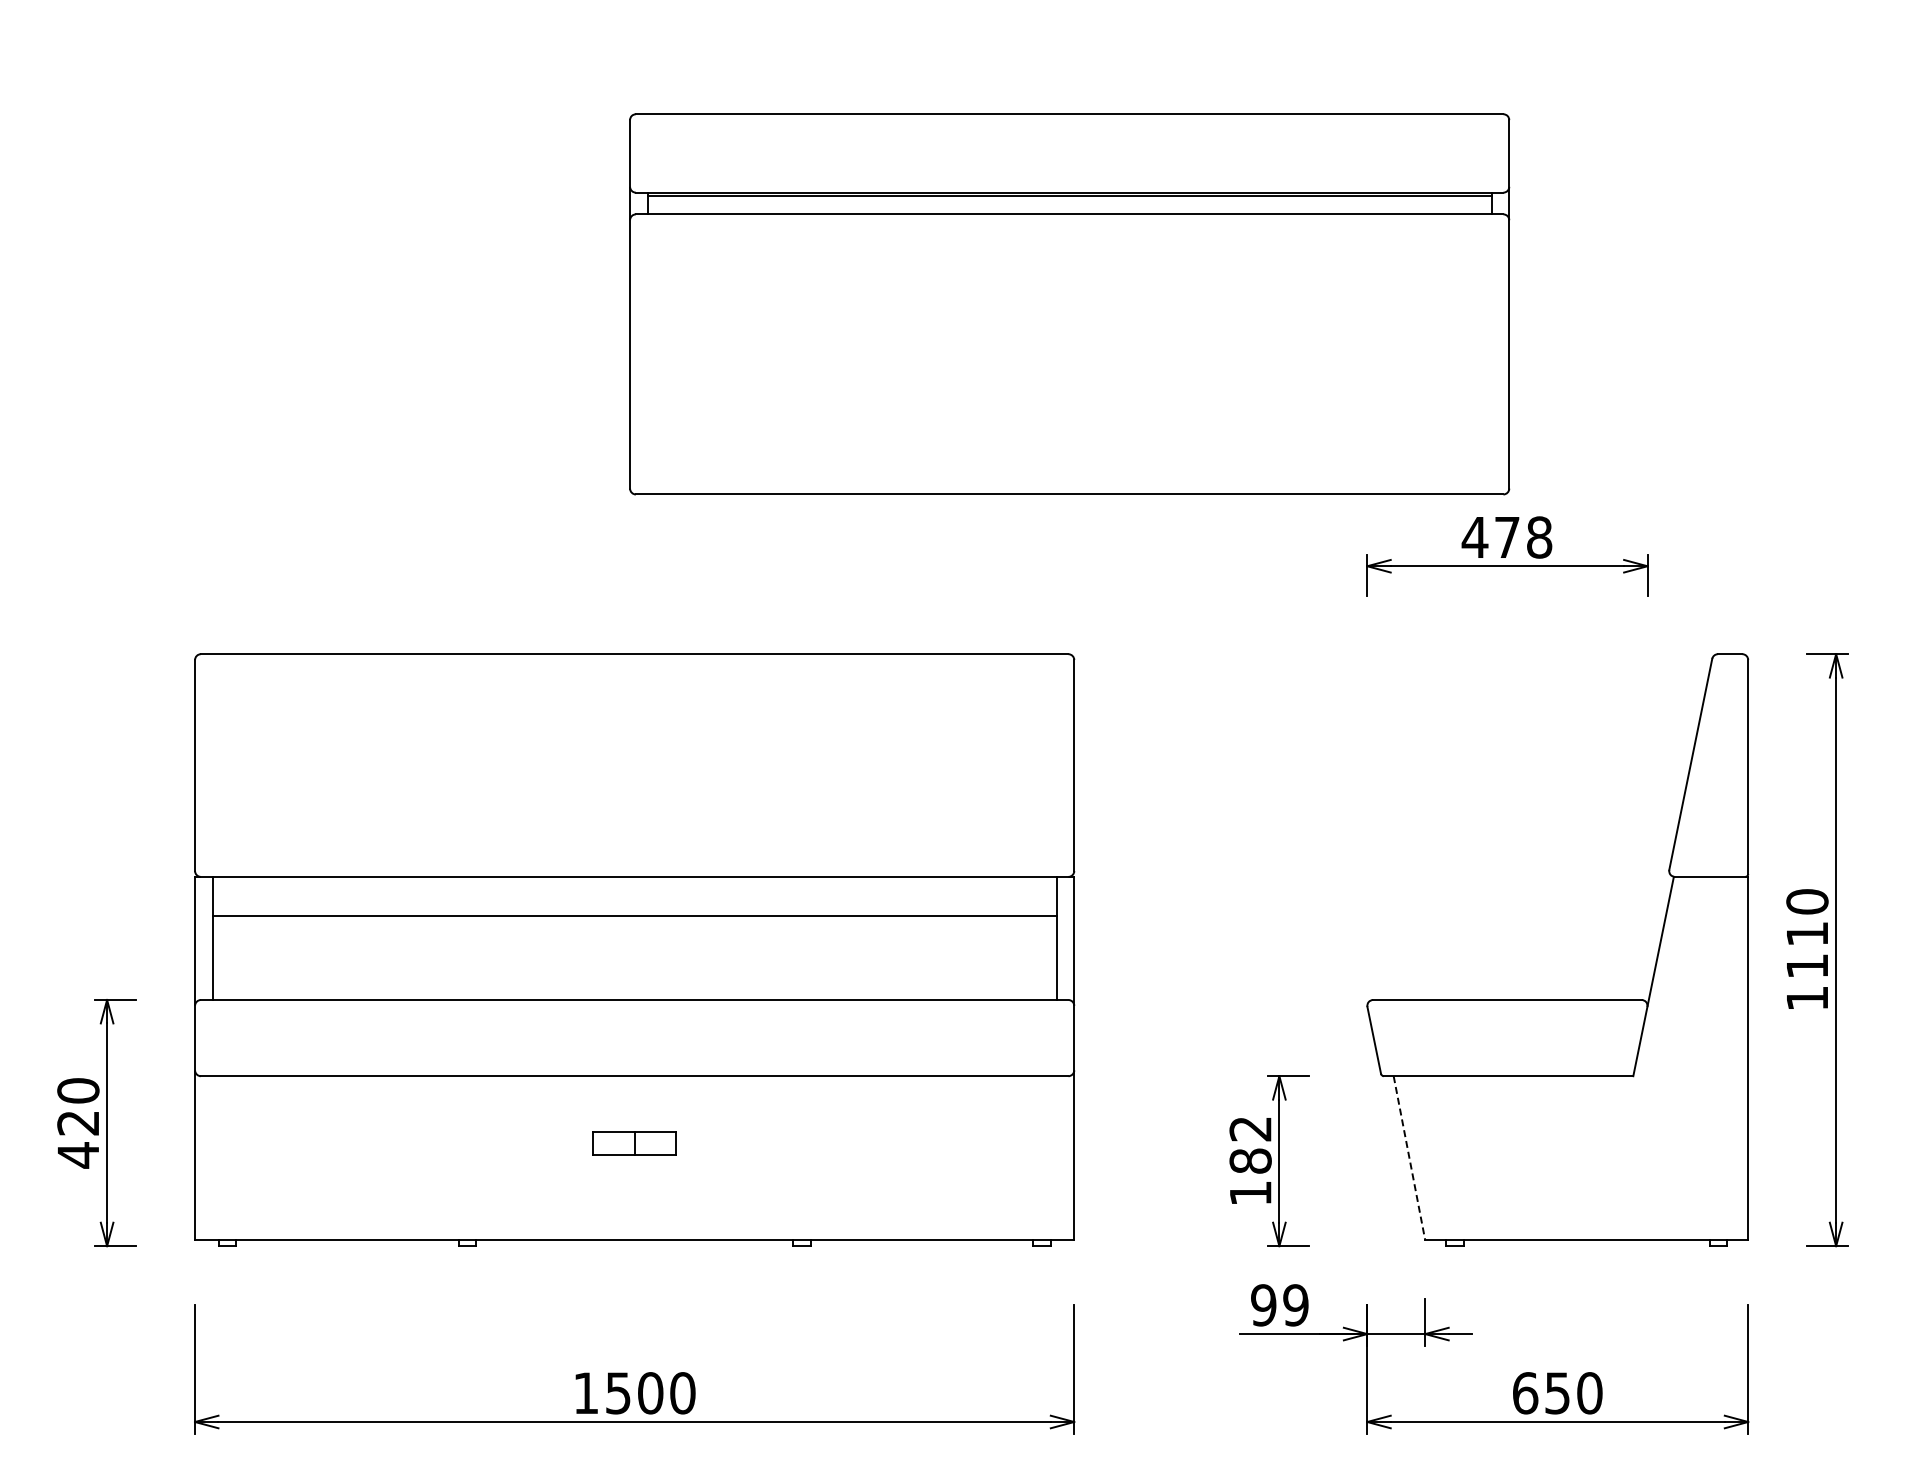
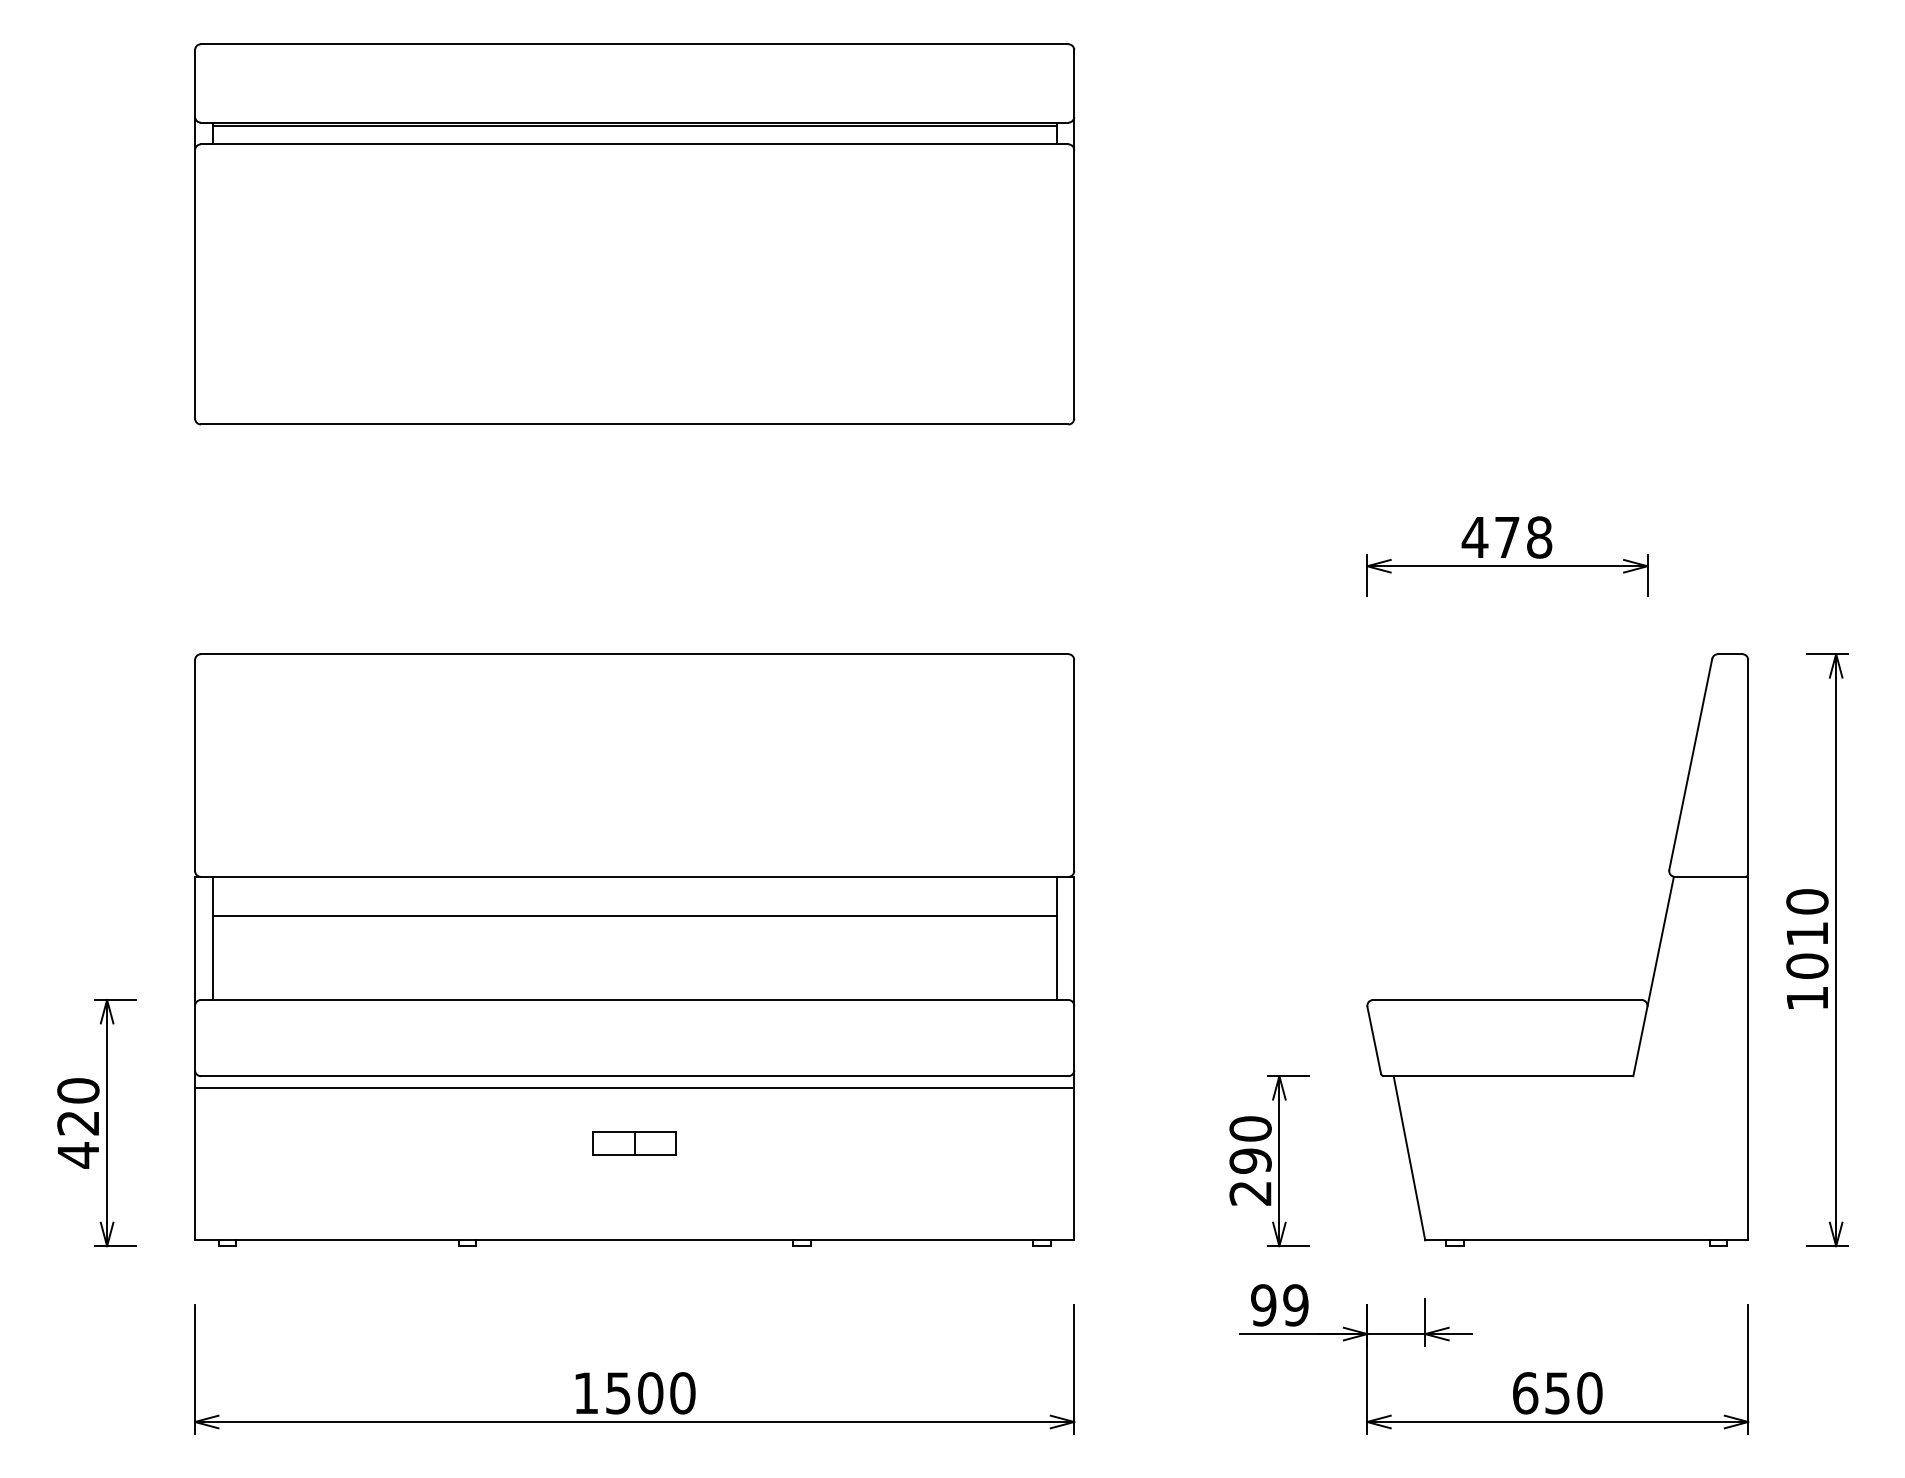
part position: (1069, 304) -> (634, 234) (634, 234)
text: 1110 -> 1010 (1807, 965)
line: none -> present (634, 1087)
line: dashed -> solid (1409, 1158)
text: 182 -> 290 (1250, 1160)
